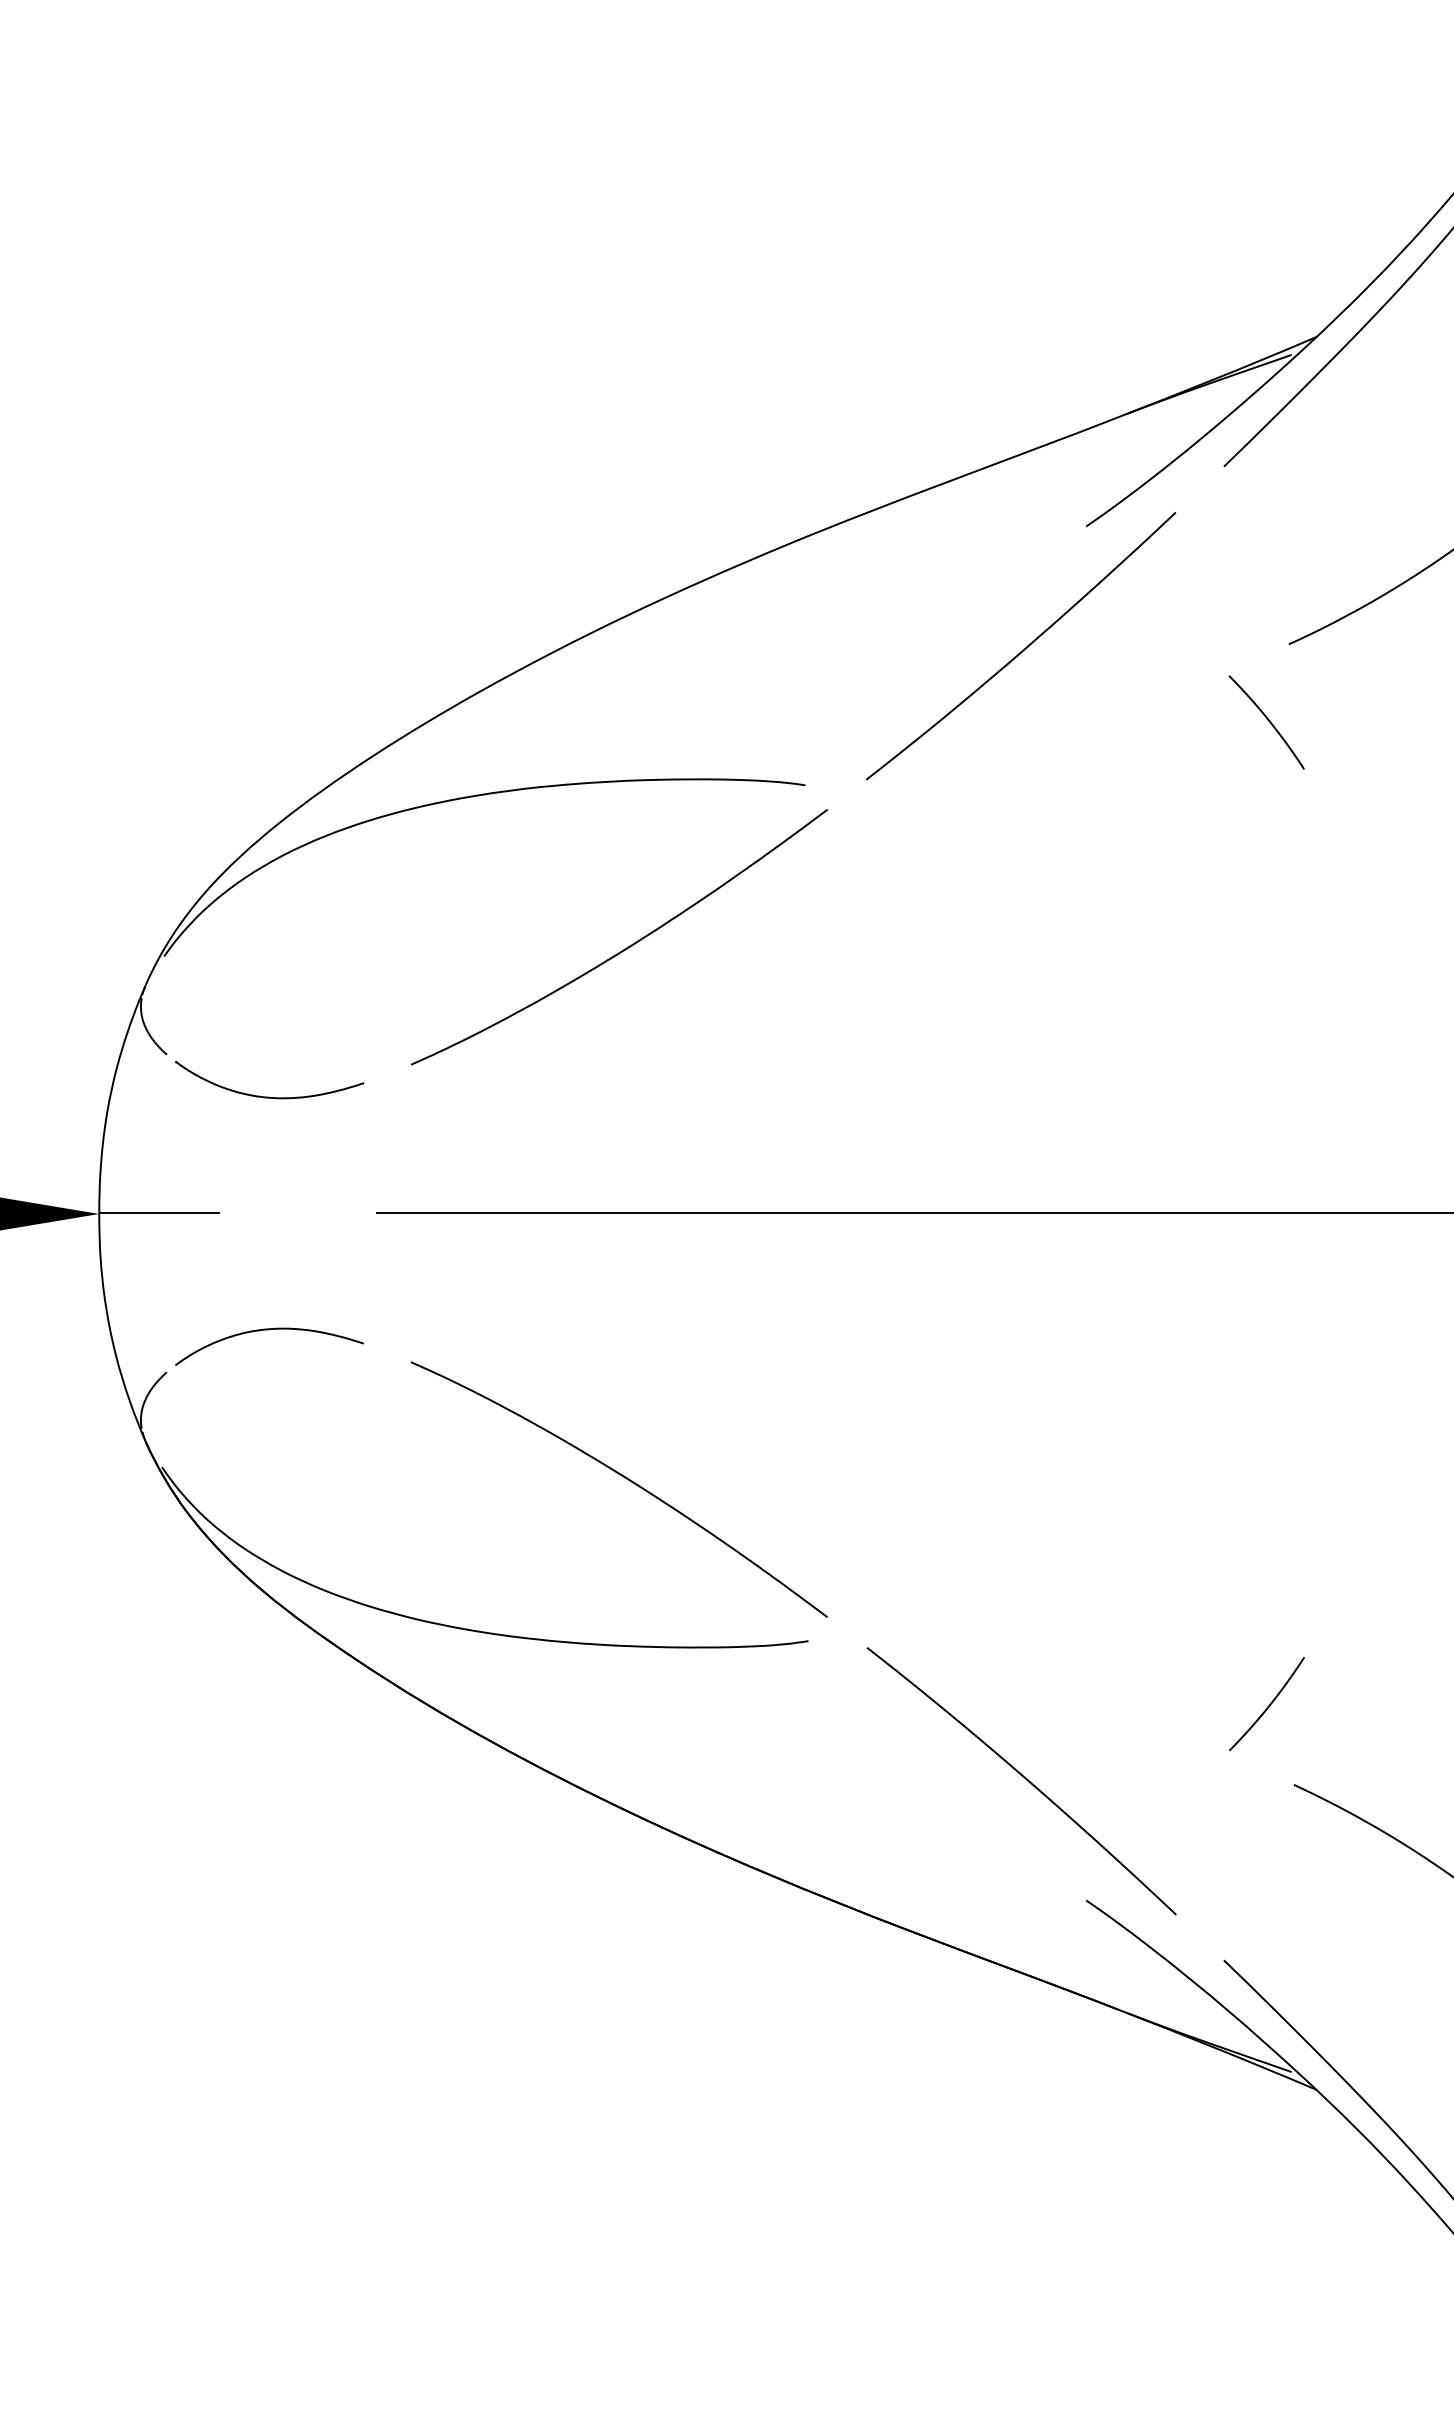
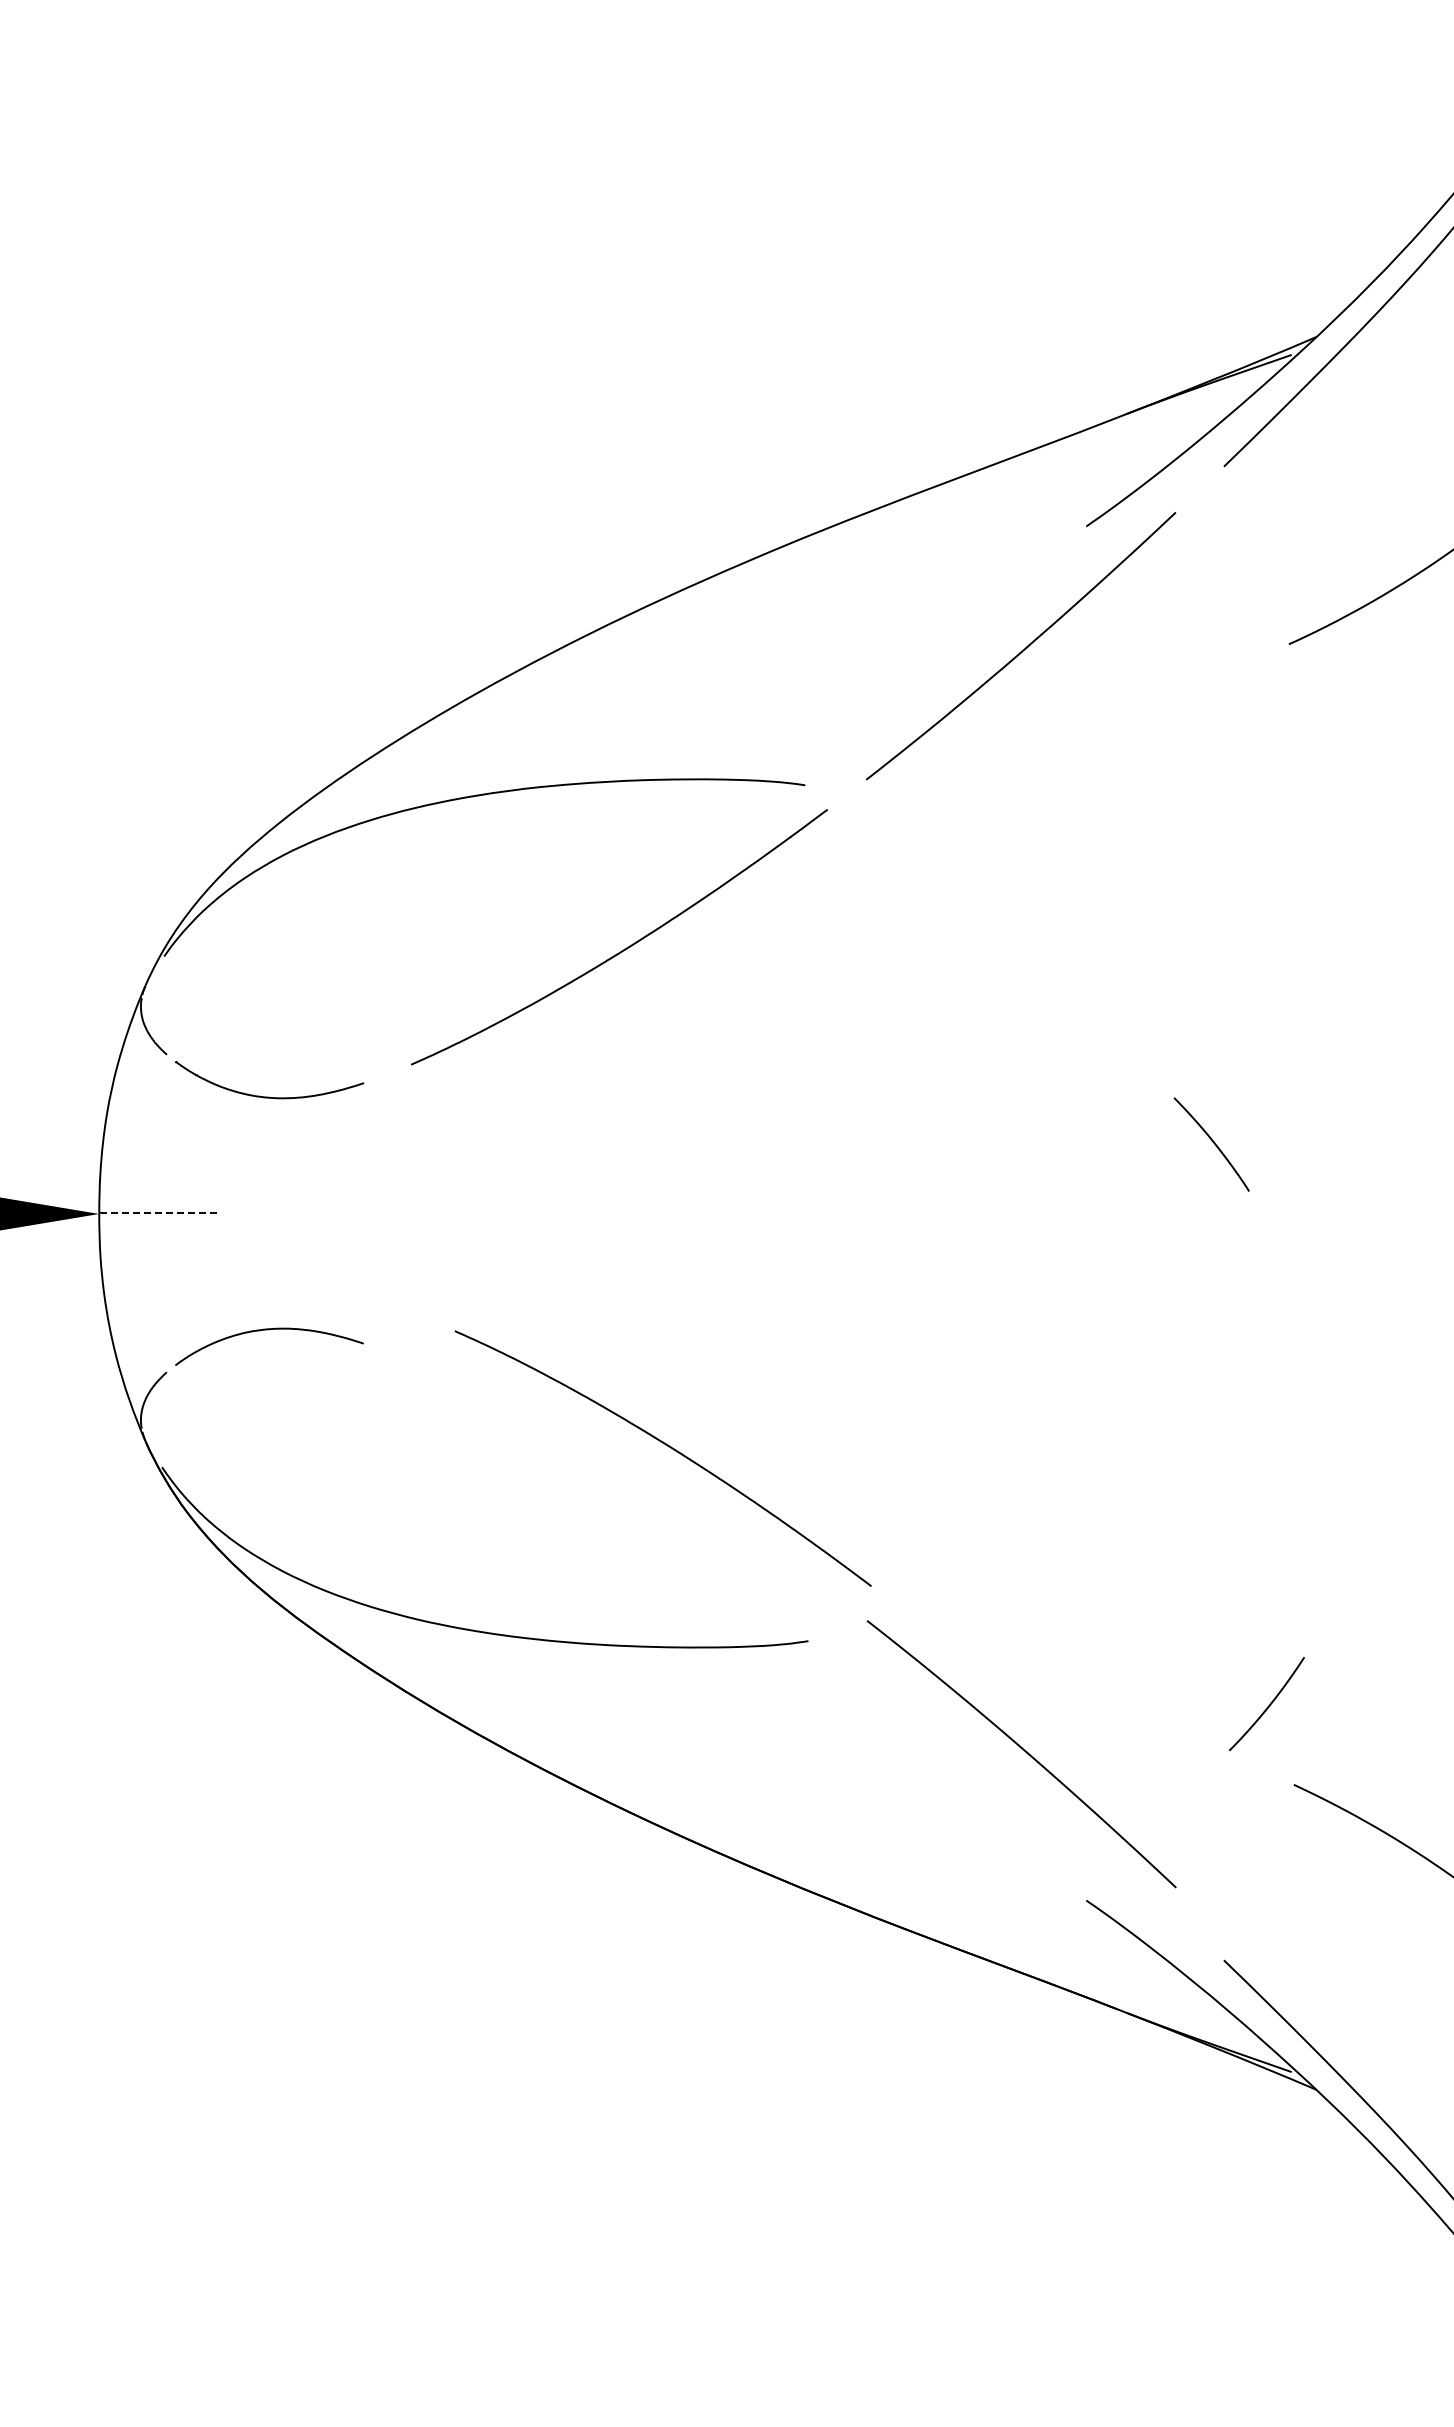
curve position: (1267, 720) -> (1212, 1142) (1212, 1142)
line: solid -> dashed (159, 1213)
line: present -> none (913, 1213)
curve position: (626, 1479) -> (670, 1448) (670, 1448)
curve position: (1024, 1778) -> (1024, 1751) (1024, 1751)
